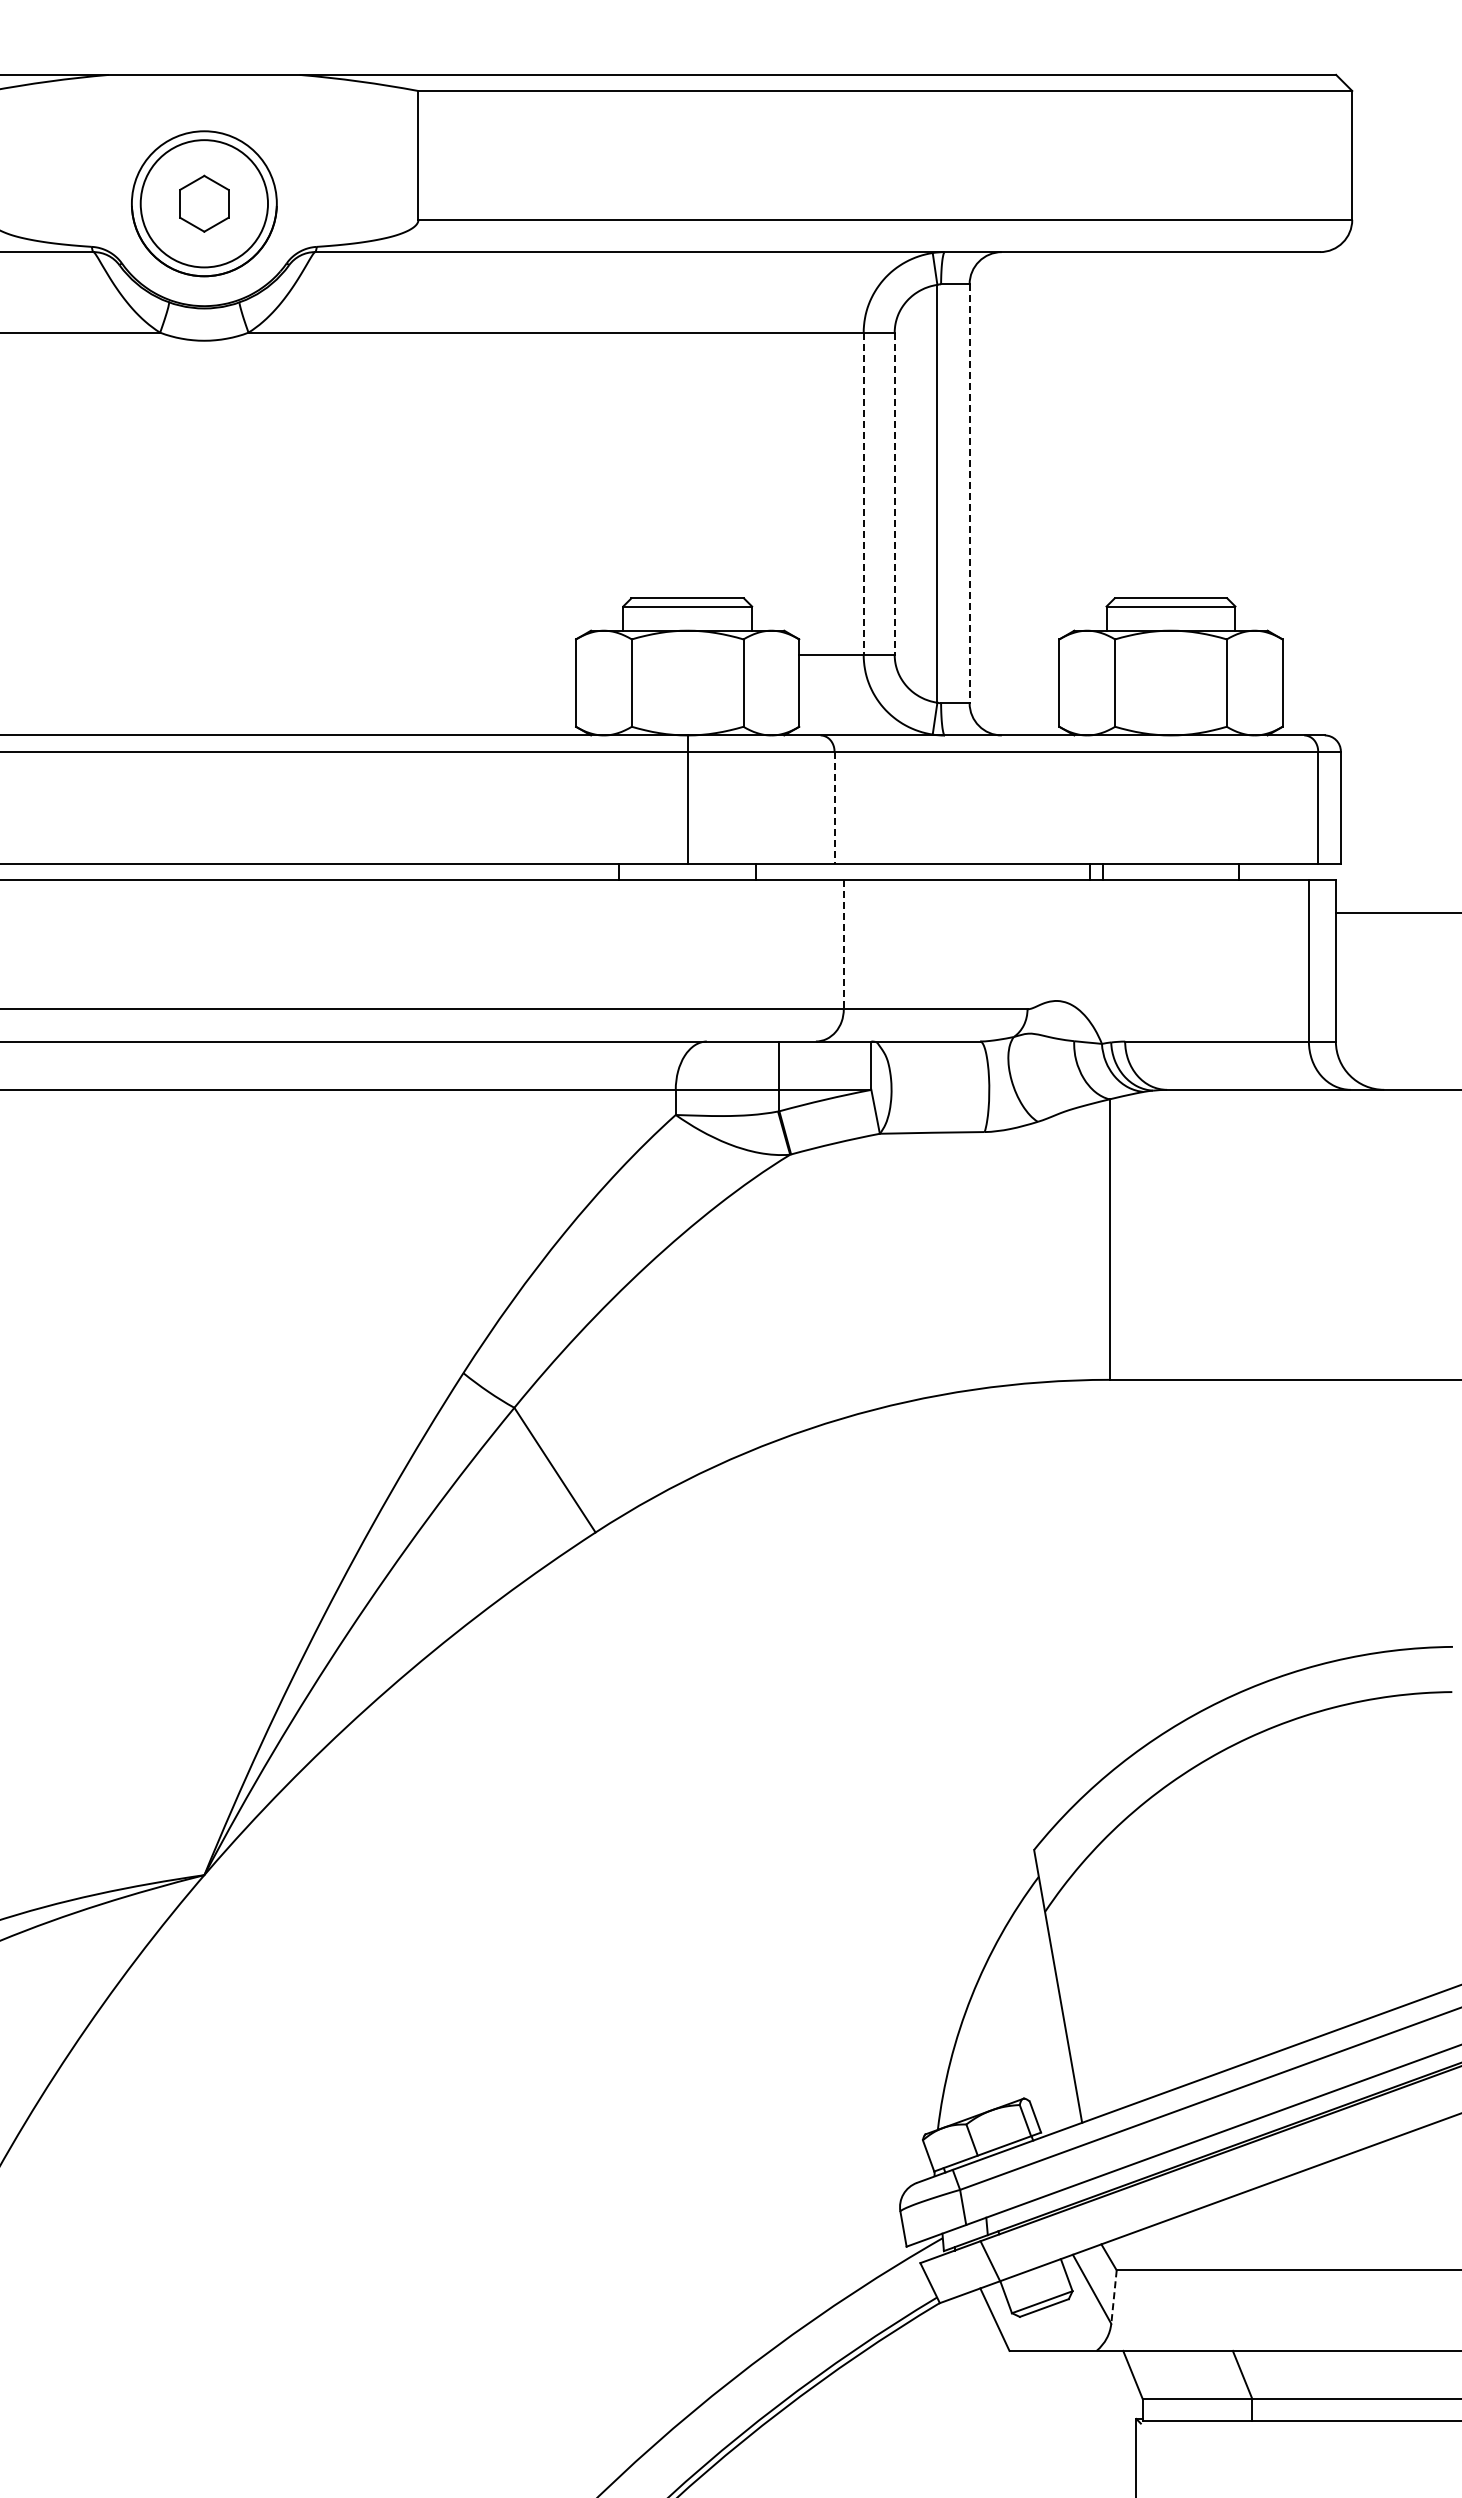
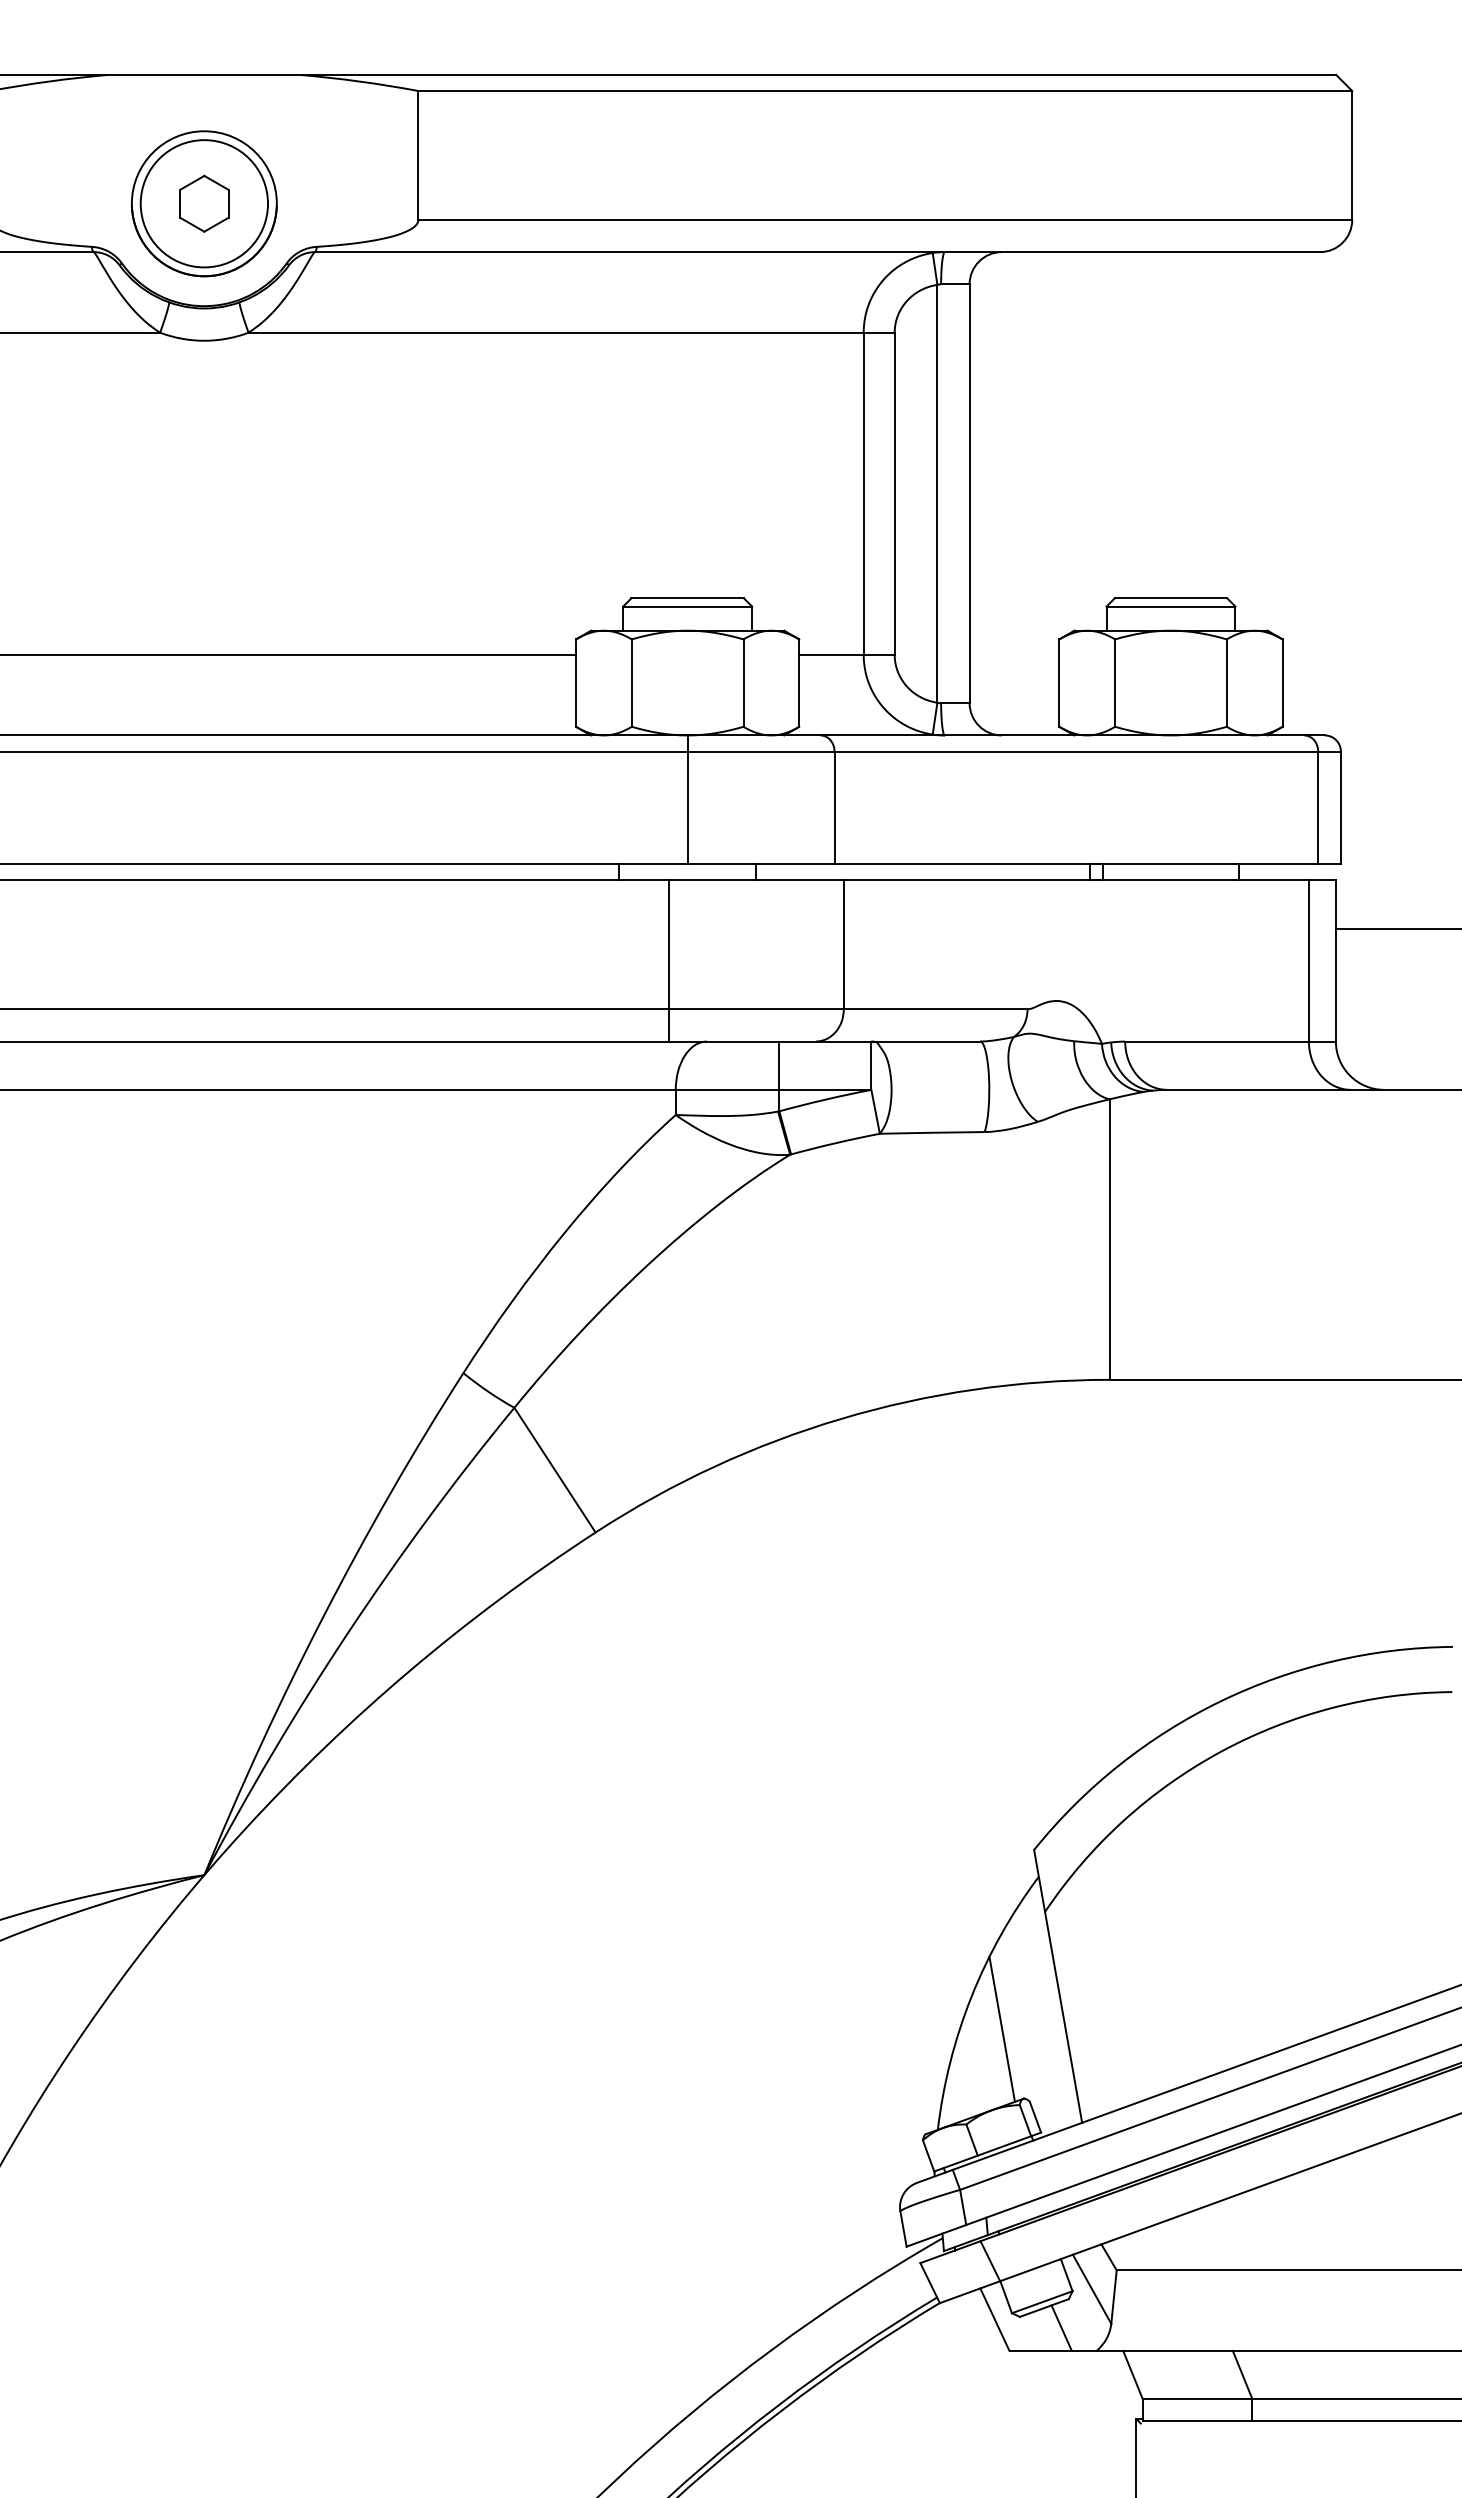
line: dashed -> solid (863, 494)
line: dashed -> solid (894, 494)
line: dashed -> solid (969, 494)
line: none -> present (289, 654)
line: dashed -> solid (834, 808)
line position: (1396, 912) -> (1396, 928) (1396, 928)
line: dashed -> solid (843, 945)
line: none -> present (669, 960)
line: none -> present (1001, 2028)
line: dashed -> solid (1114, 2297)
line: none -> present (1061, 2327)
